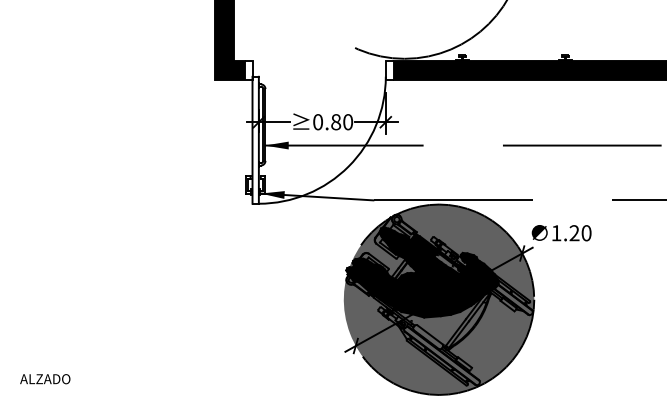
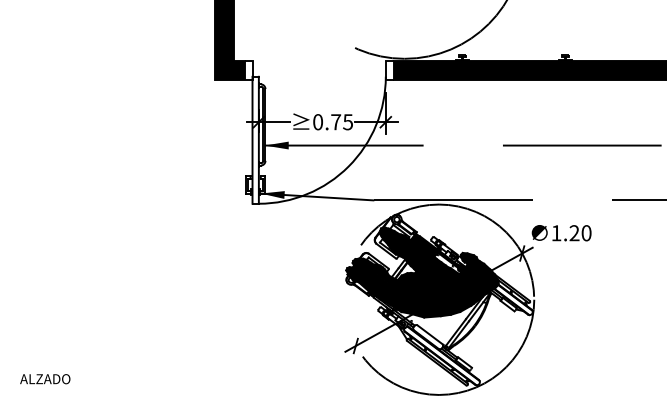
text: 0.80 -> 0.75 (342, 122)
fill: present -> none (438, 299)
